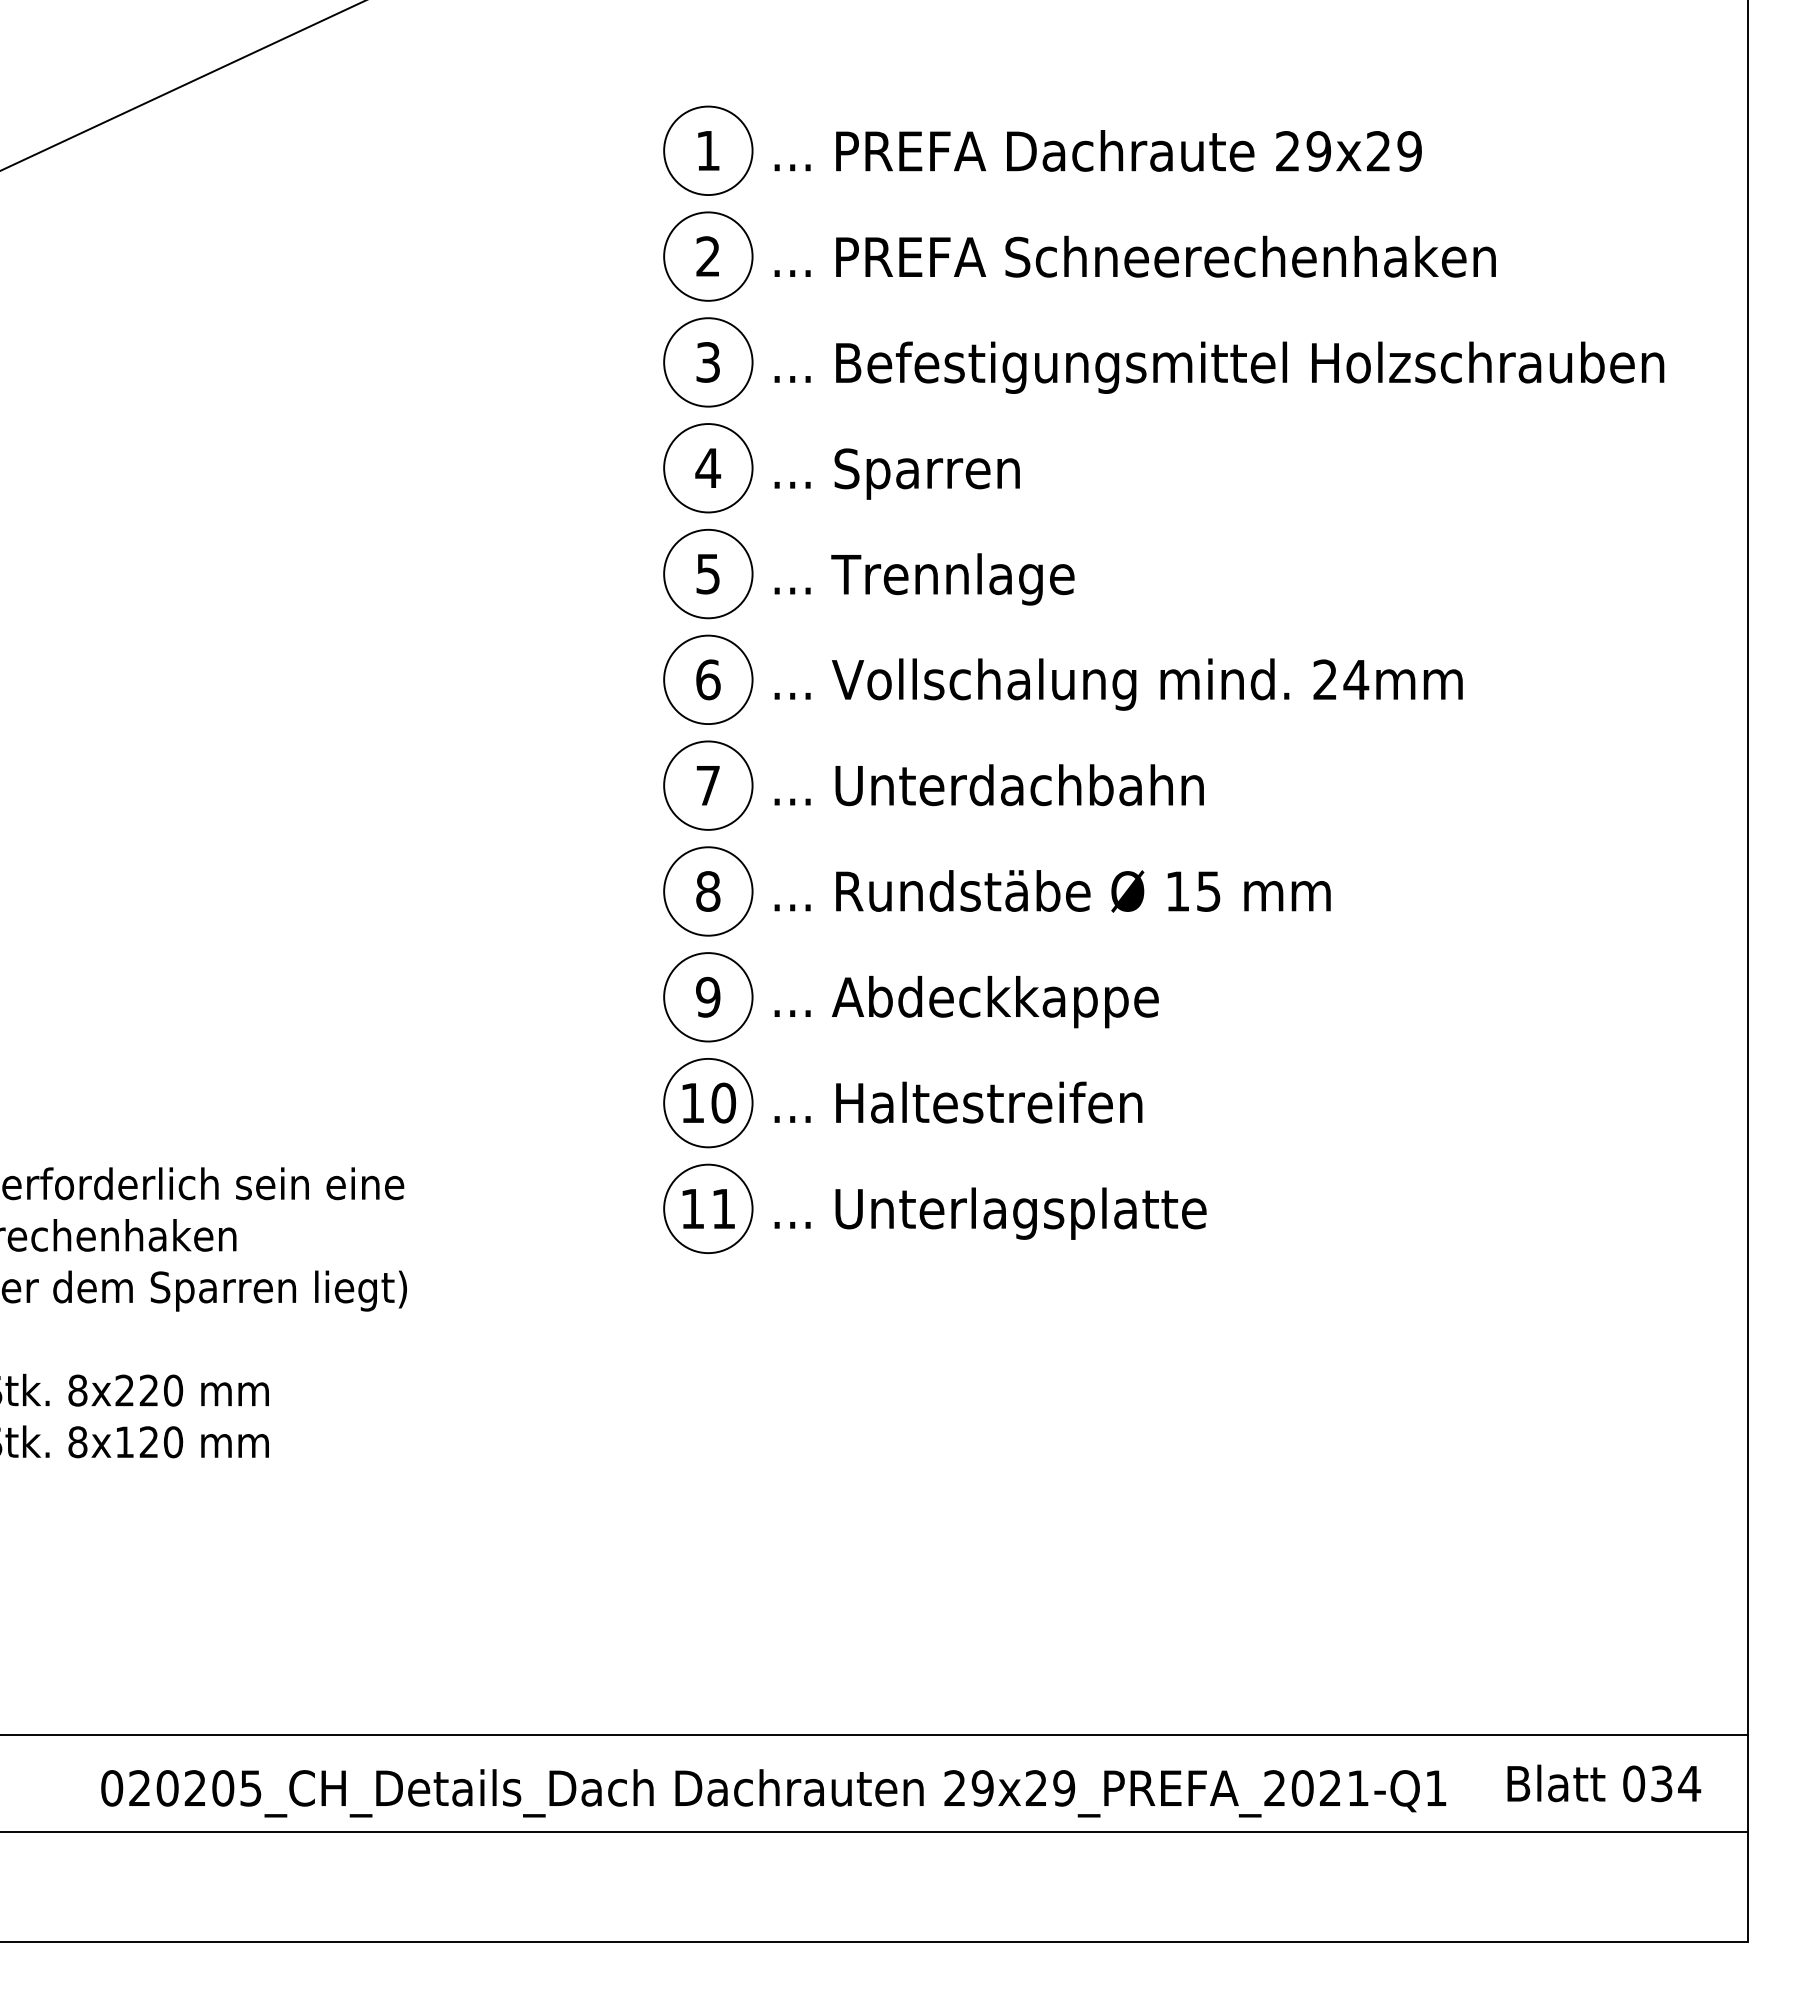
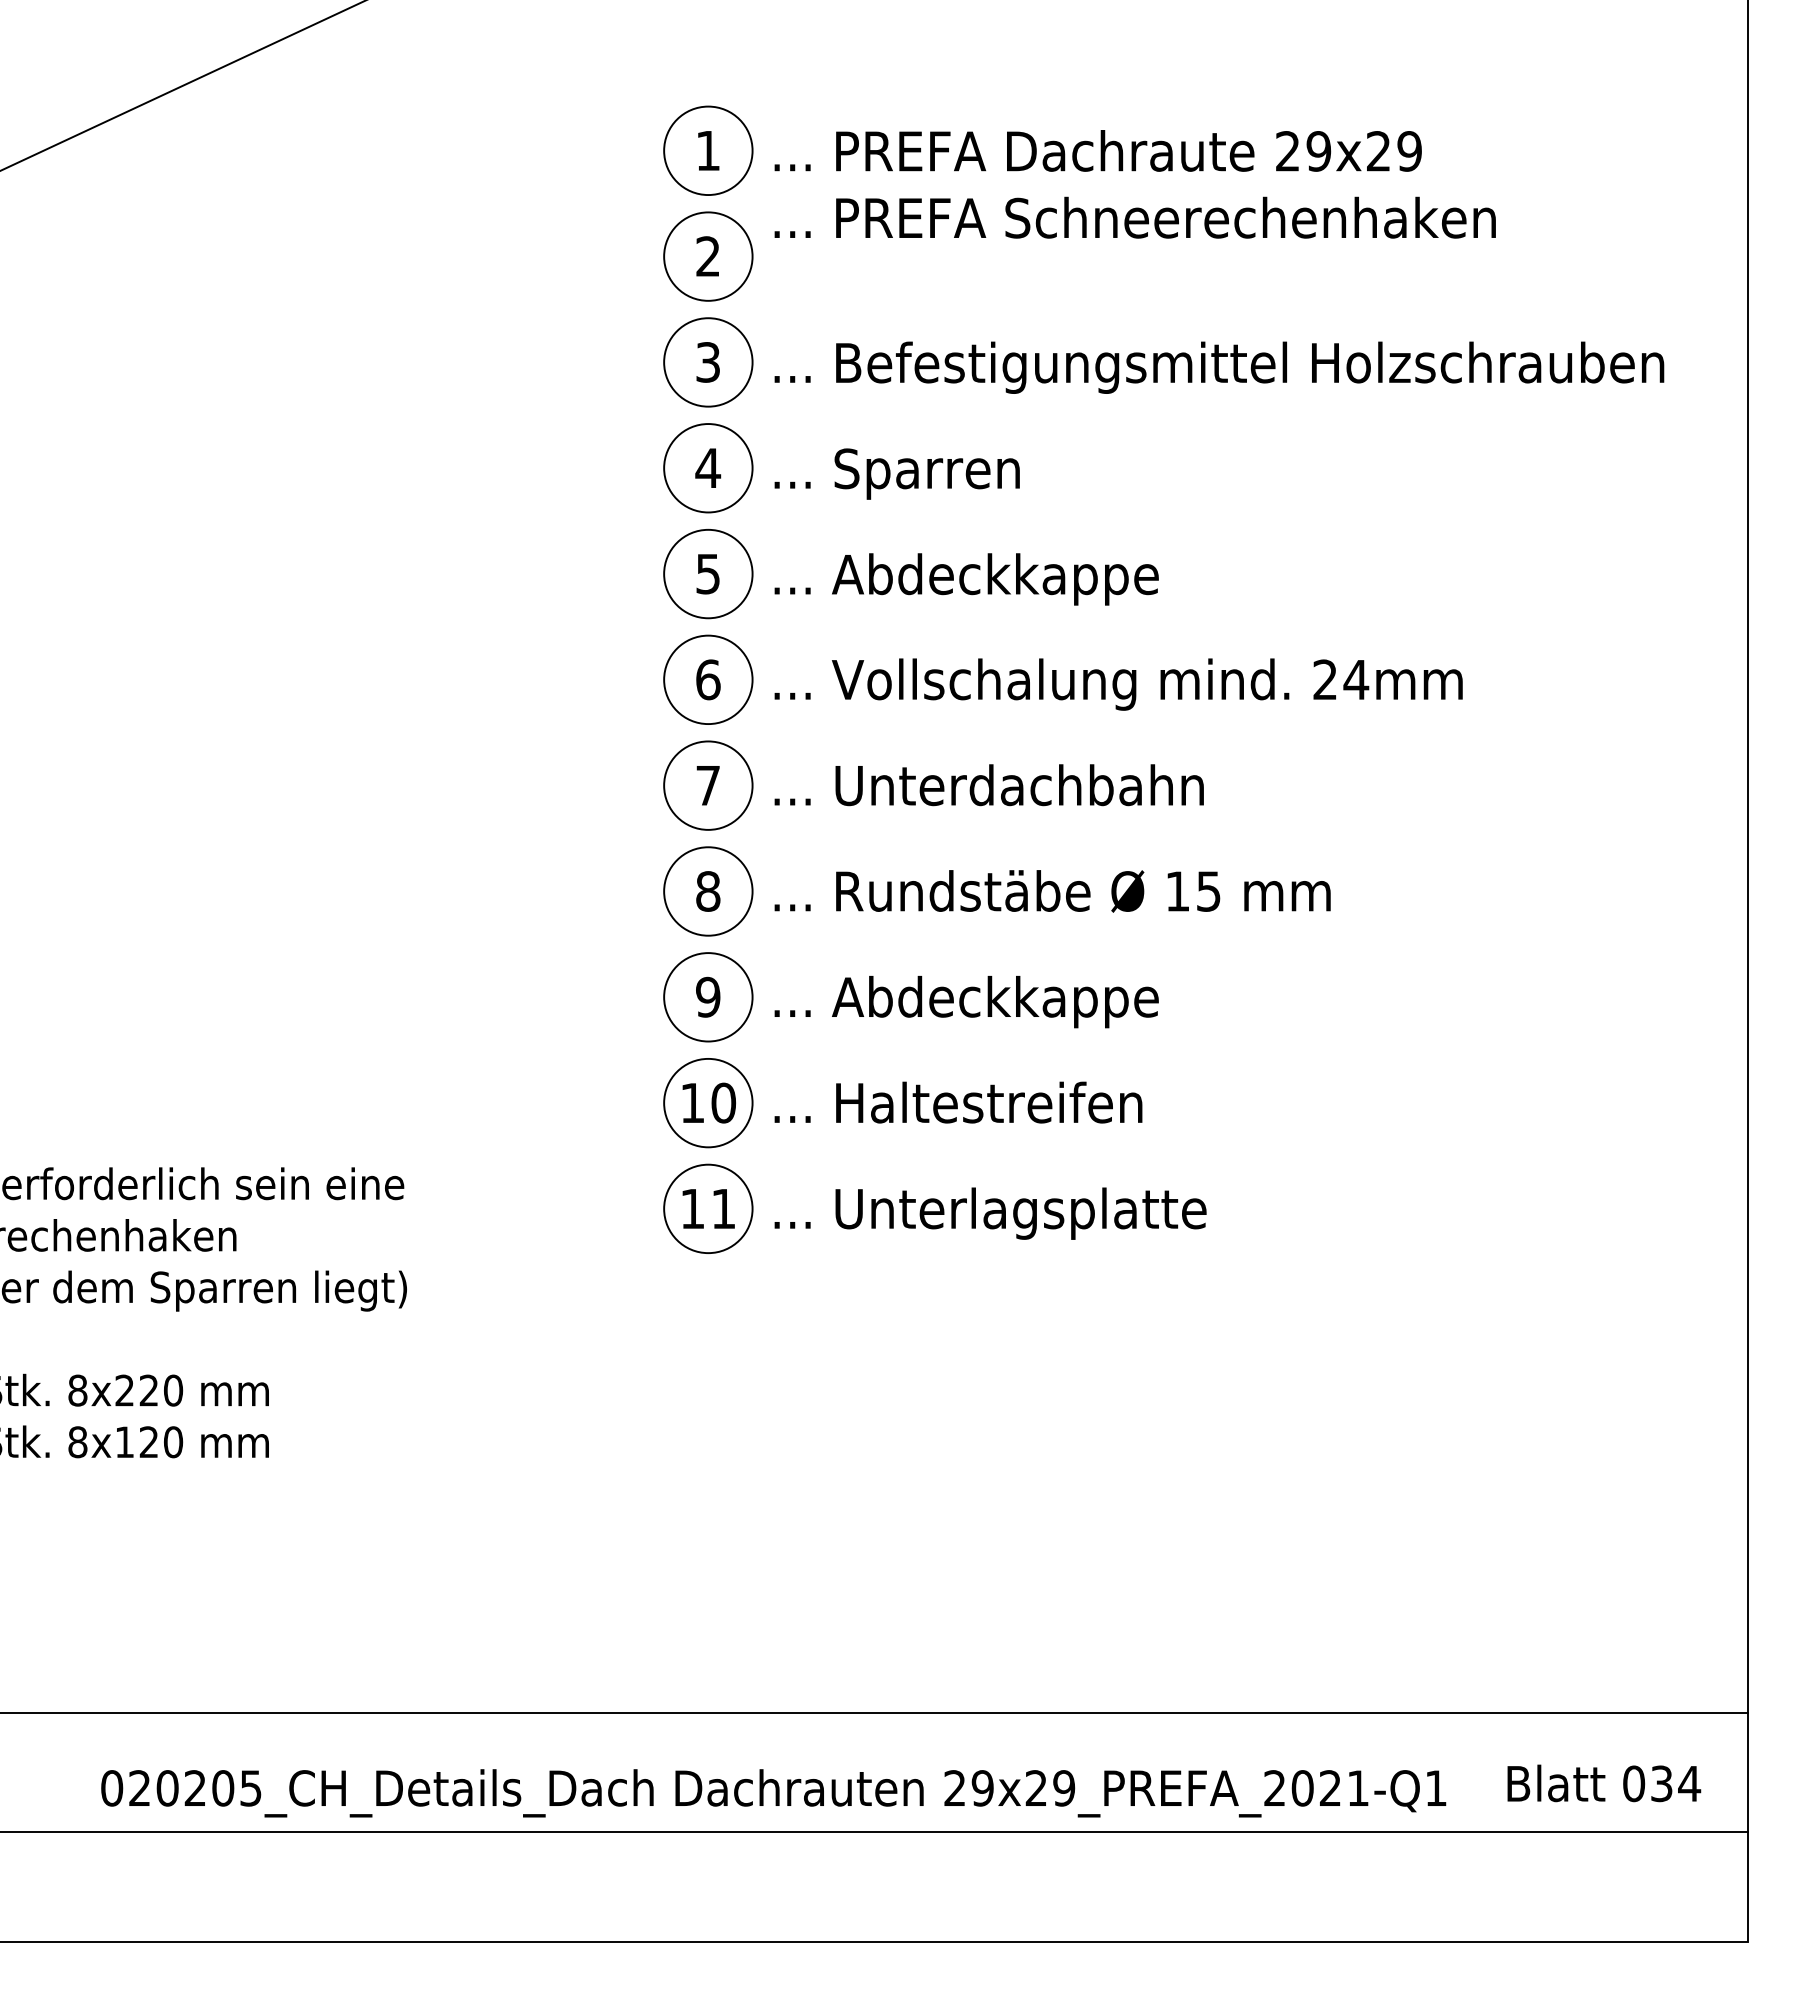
text position: (1134, 256) -> (1134, 217) (1134, 217)
text: ... Trennlage -> ... Abdeckkappe (994, 579)
line position: (874, 1735) -> (874, 1713) (874, 1713)
